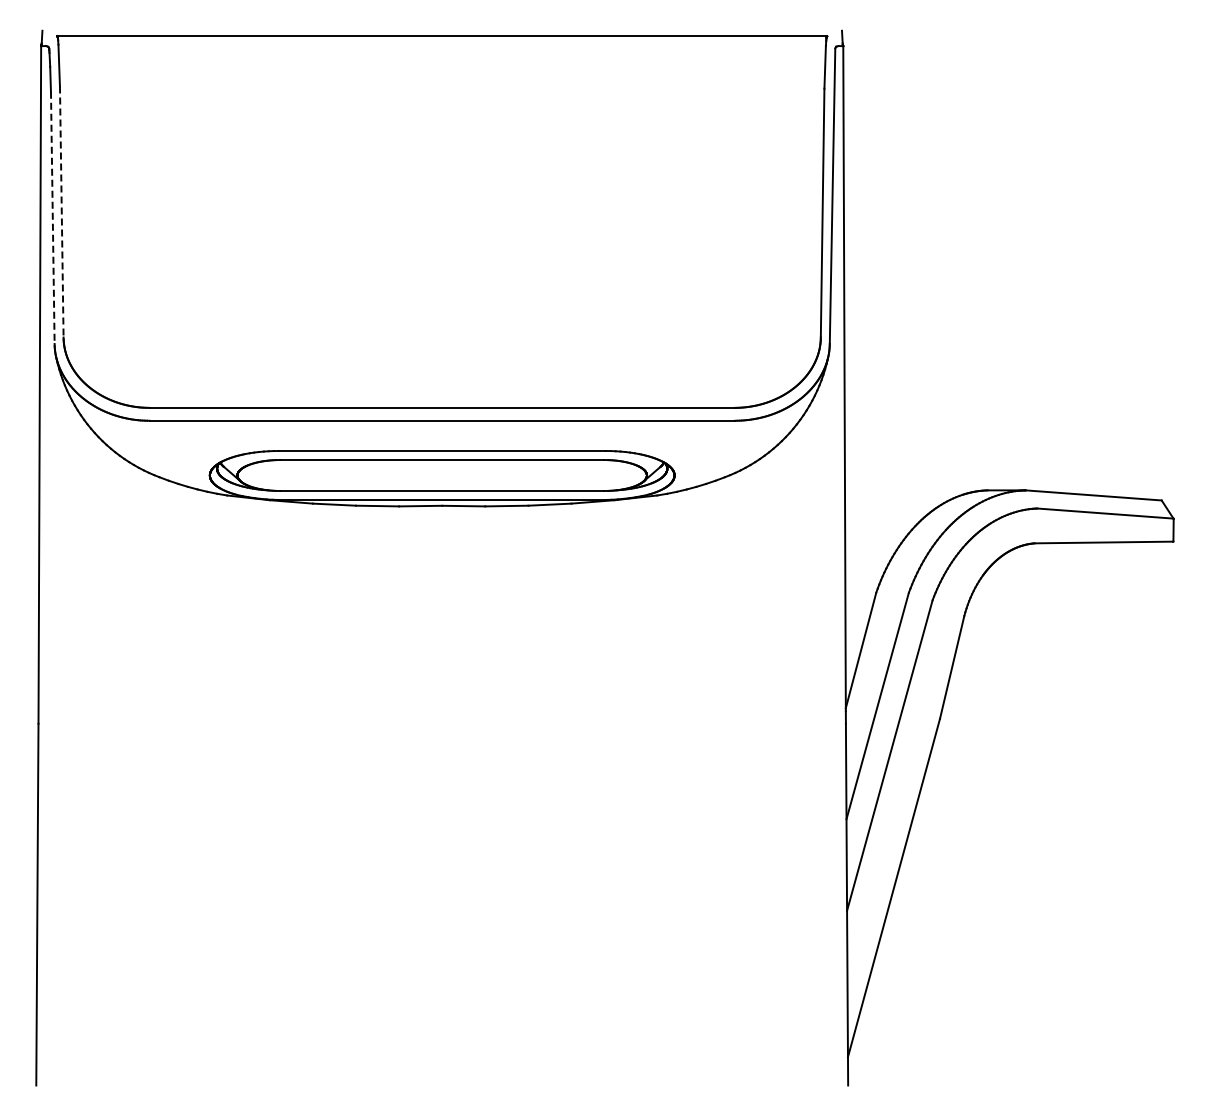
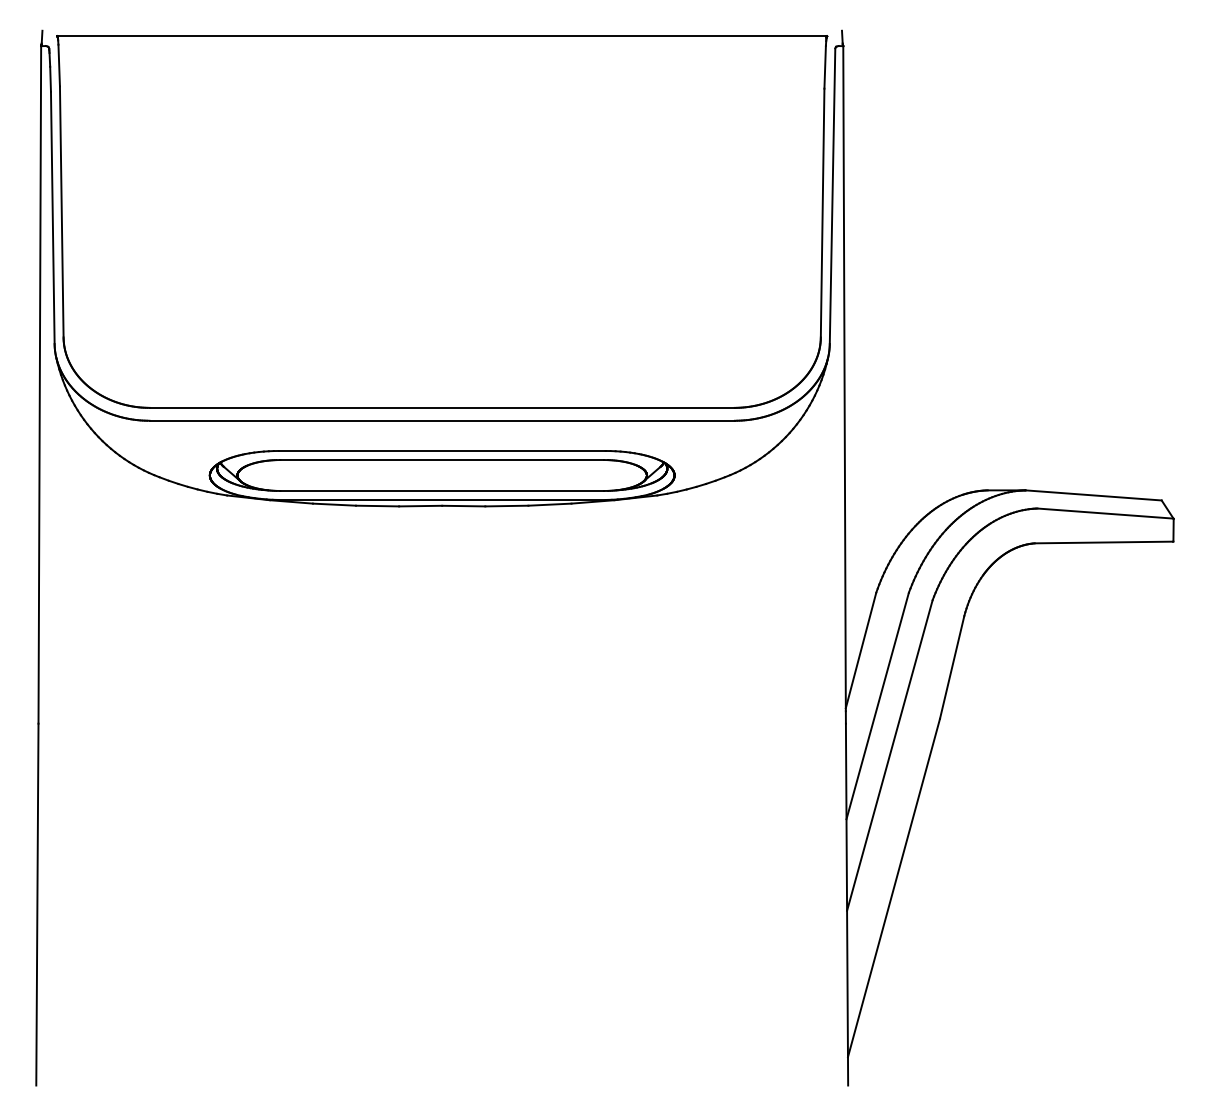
line: dashed -> solid (61, 212)
line: dashed -> solid (52, 218)
